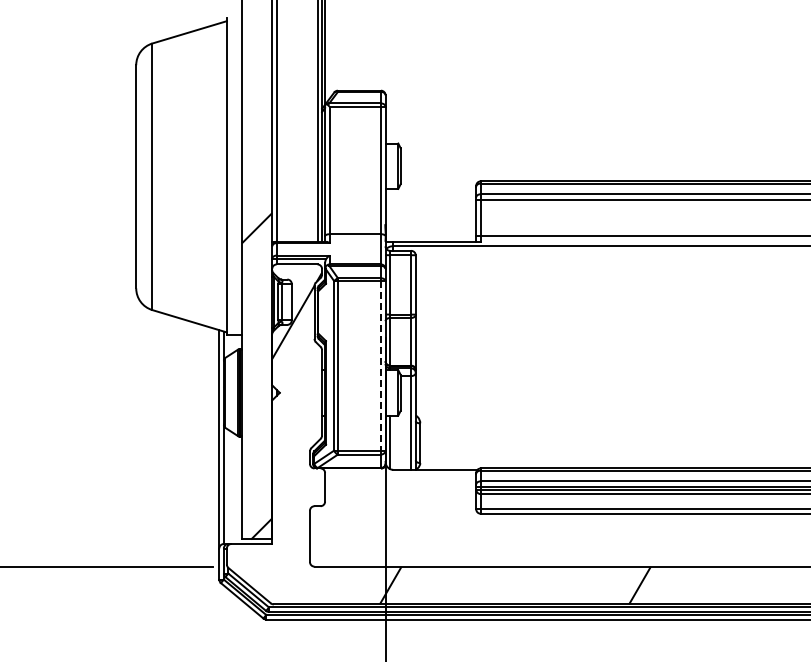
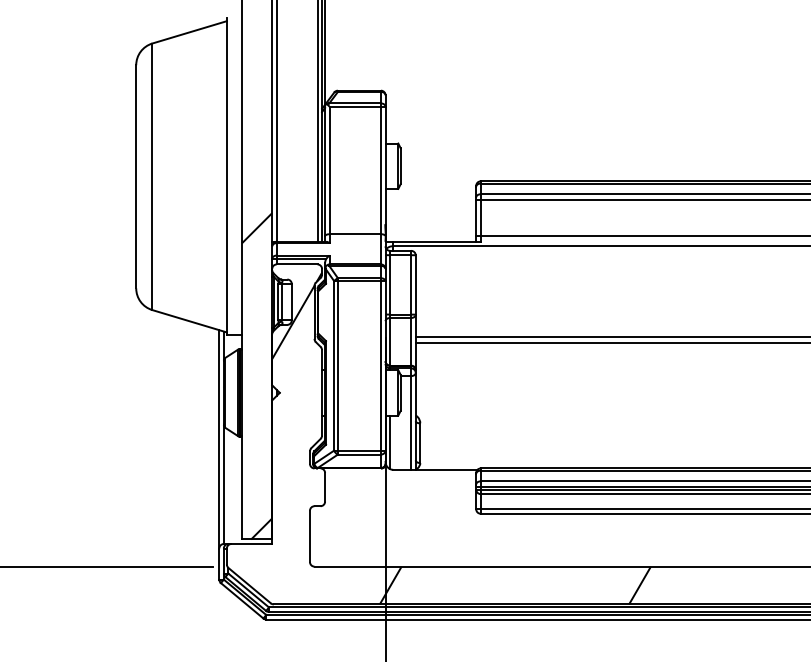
line: none -> present (611, 336)
line: none -> present (611, 342)
line: dashed -> solid (381, 365)
